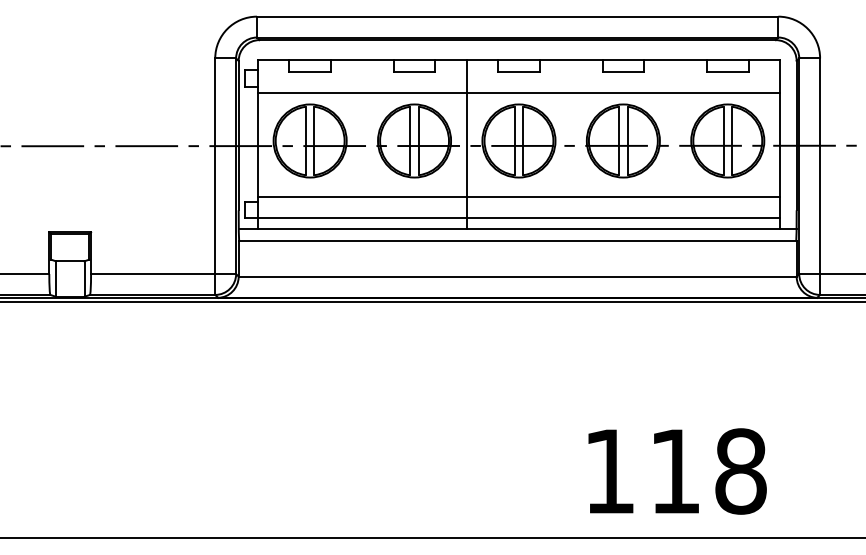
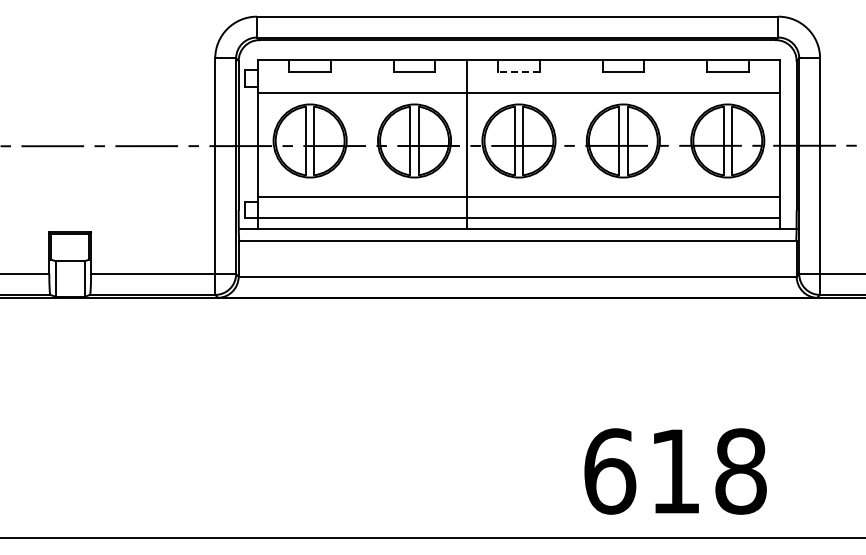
line: solid -> dashed (518, 72)
line: present -> none (432, 301)
text: 118 -> 618 (610, 471)
